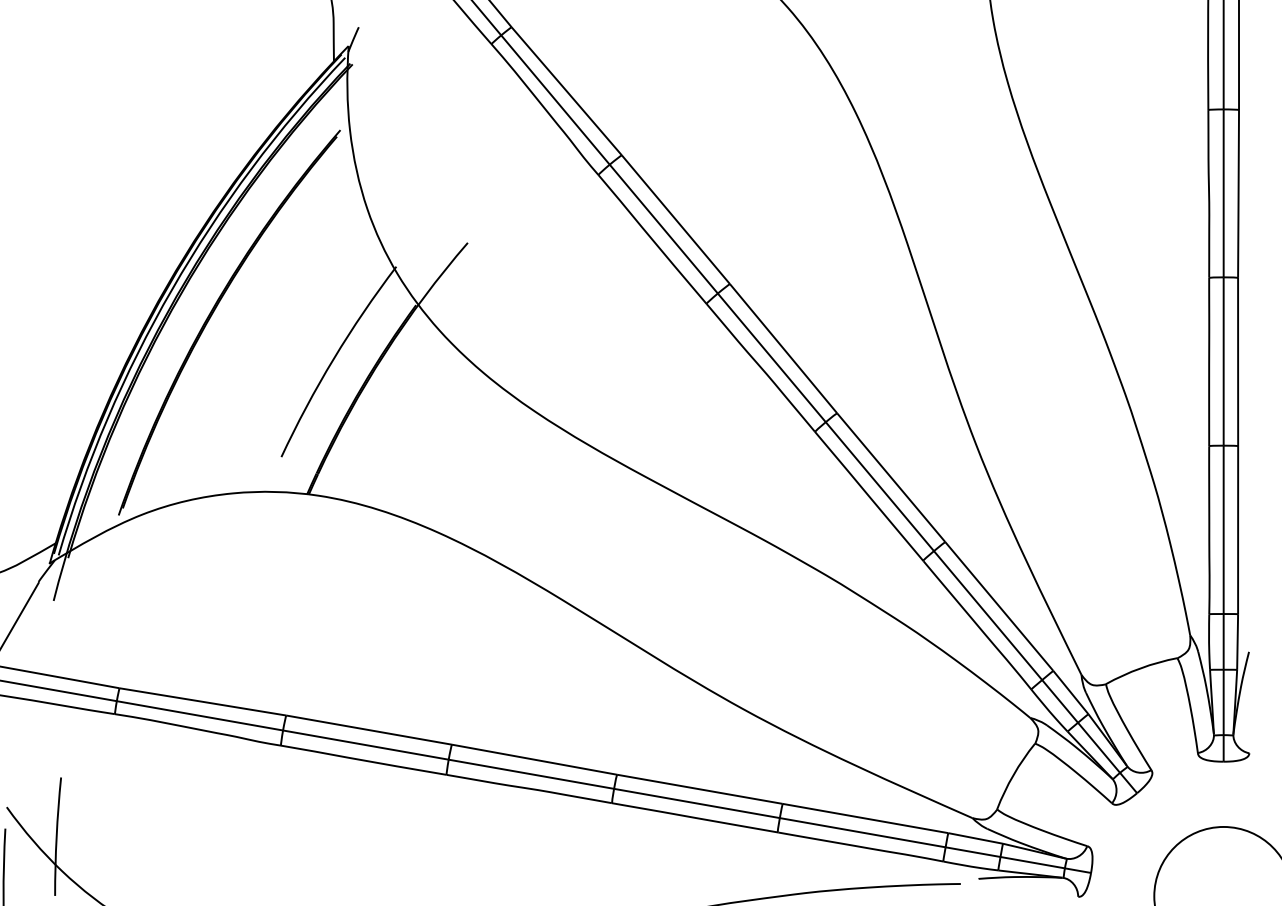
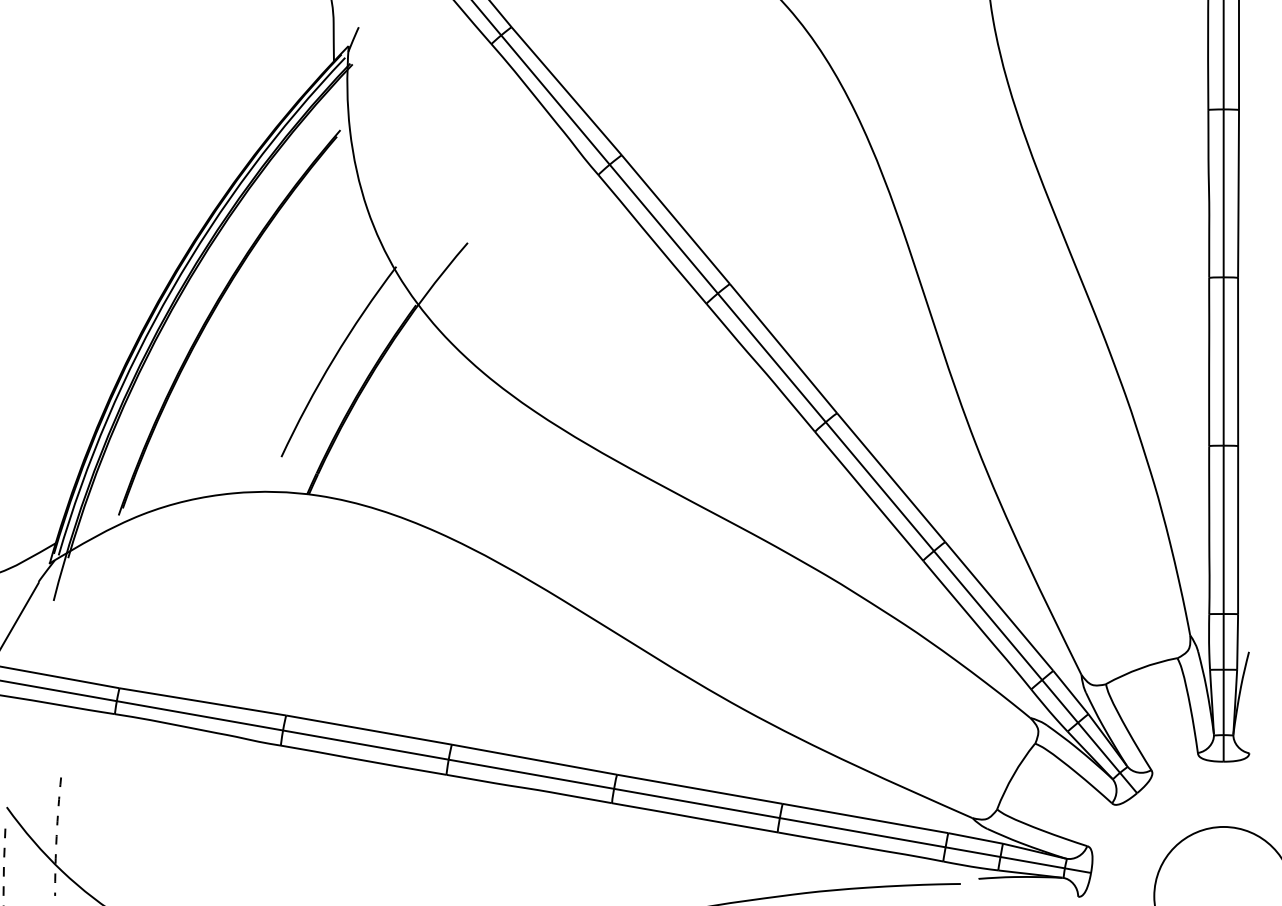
arc: solid -> dashed (56, 836)
arc: solid -> dashed (3, 867)
